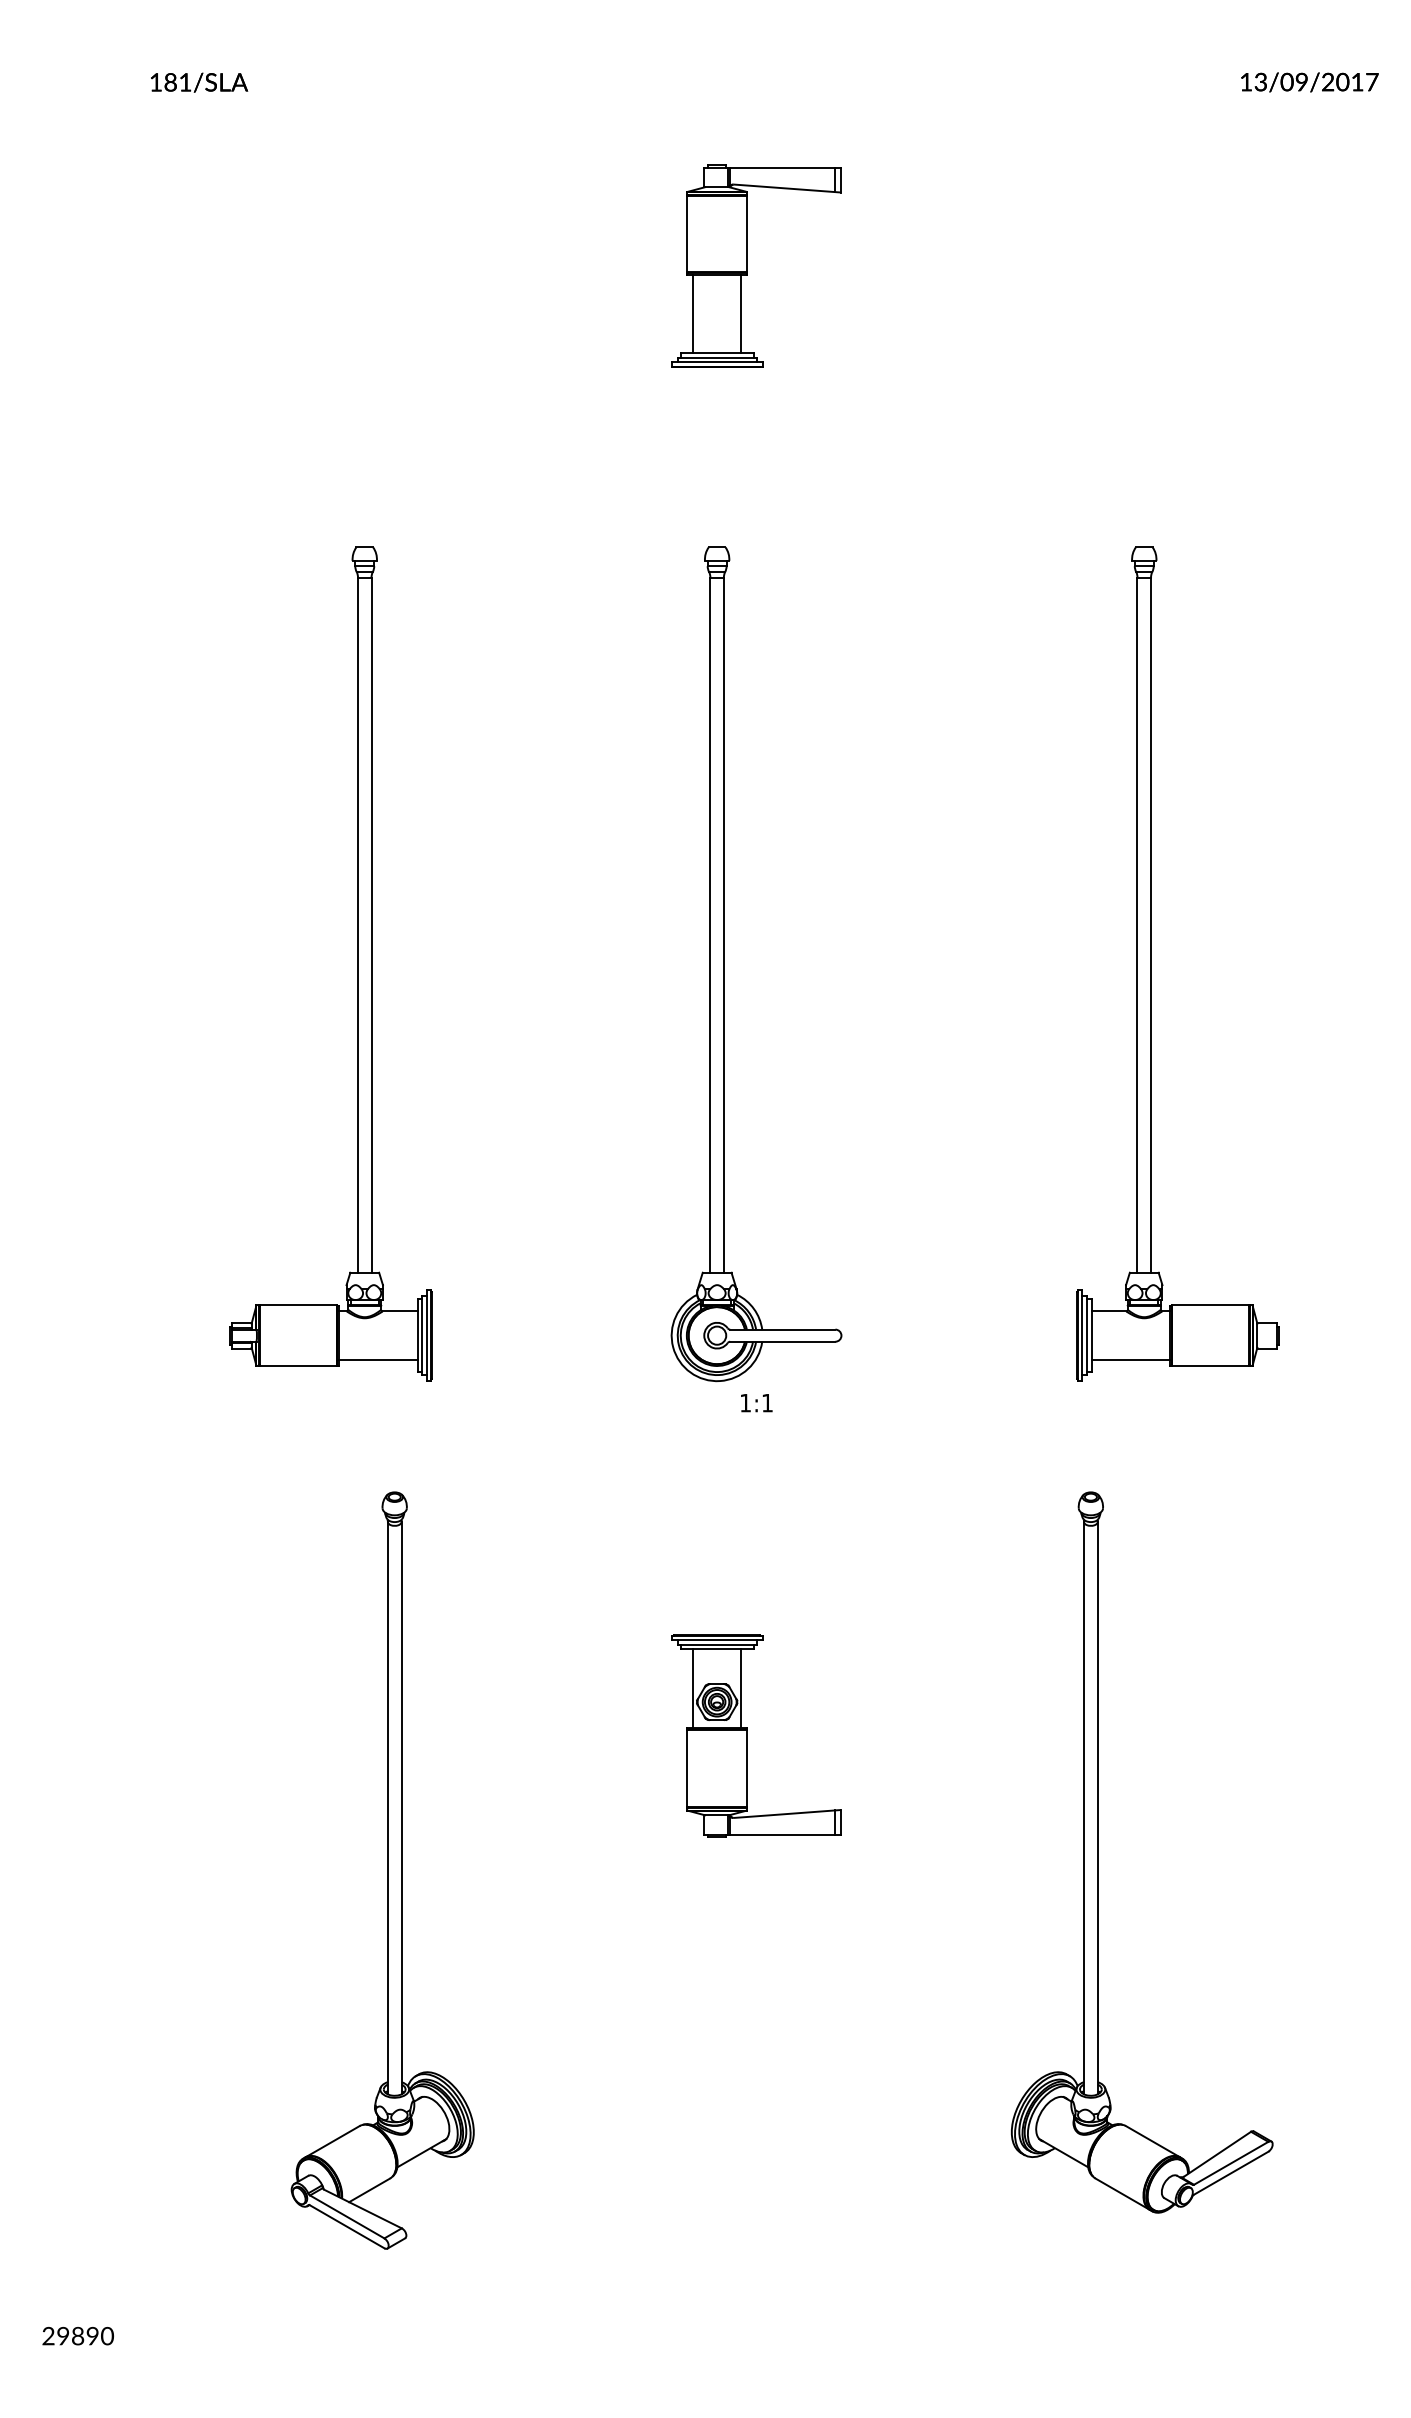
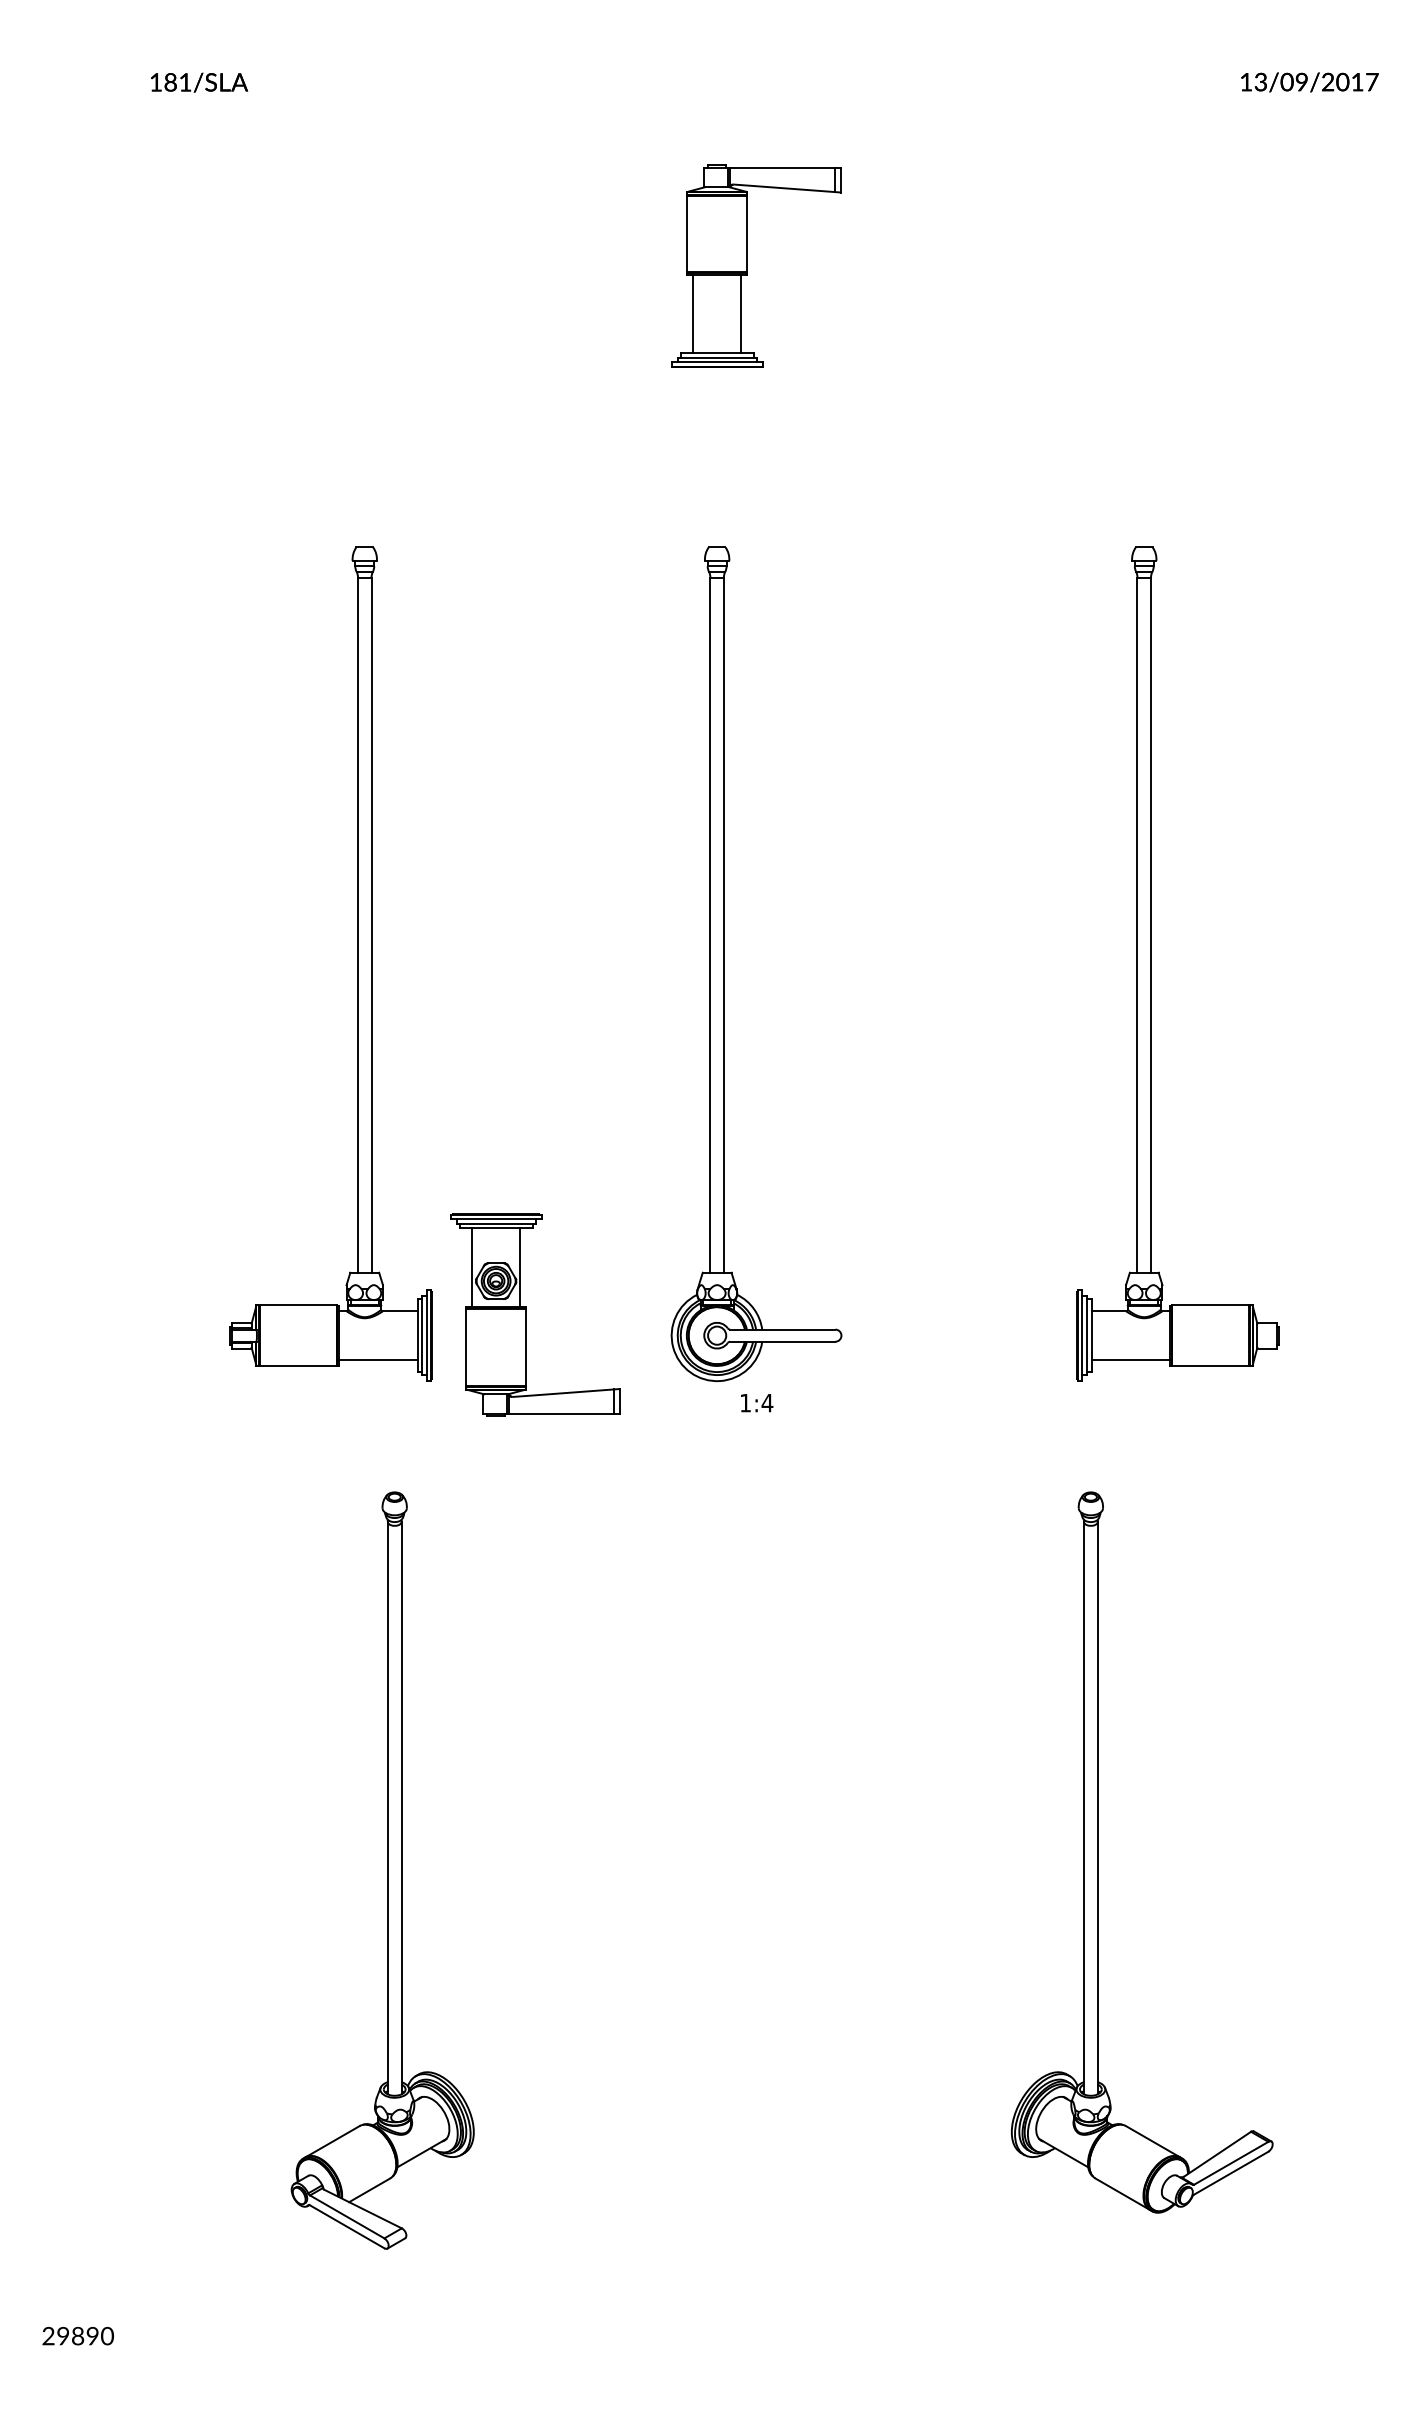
text: 1:1 -> 1:4 (767, 1403)
part position: (747, 1735) -> (526, 1314) (526, 1314)
